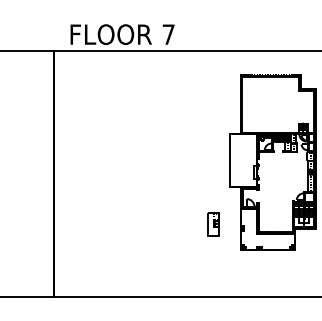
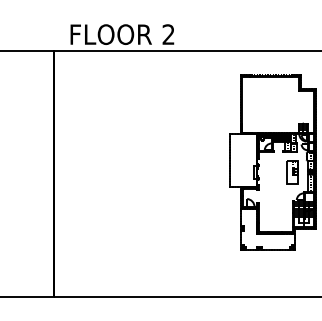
text: 7 -> 2 (168, 34)
part position: (213, 224) -> (292, 172) (292, 172)
